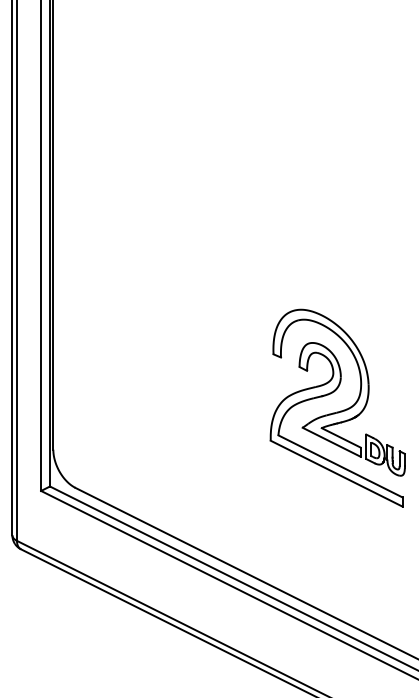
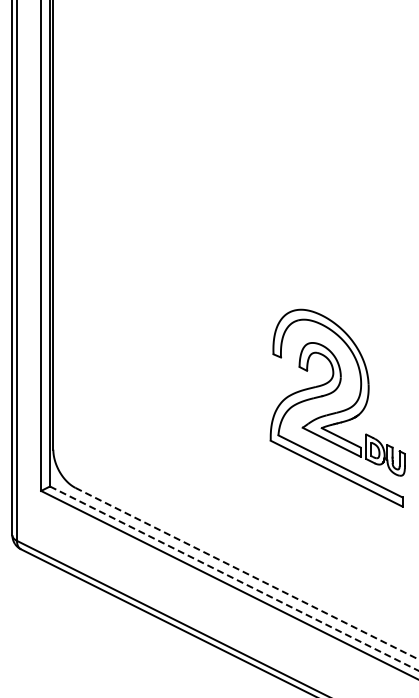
line: solid -> dashed (247, 573)
line: solid -> dashed (234, 578)
